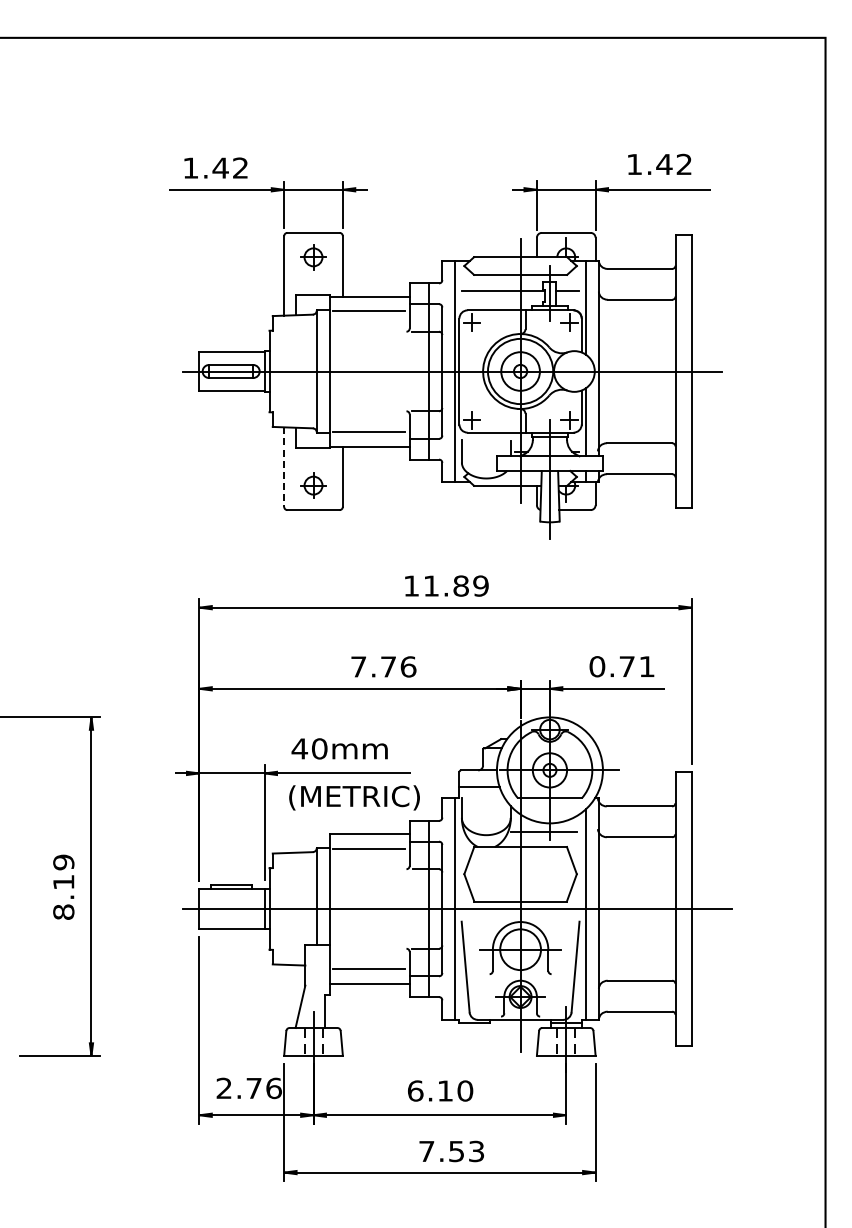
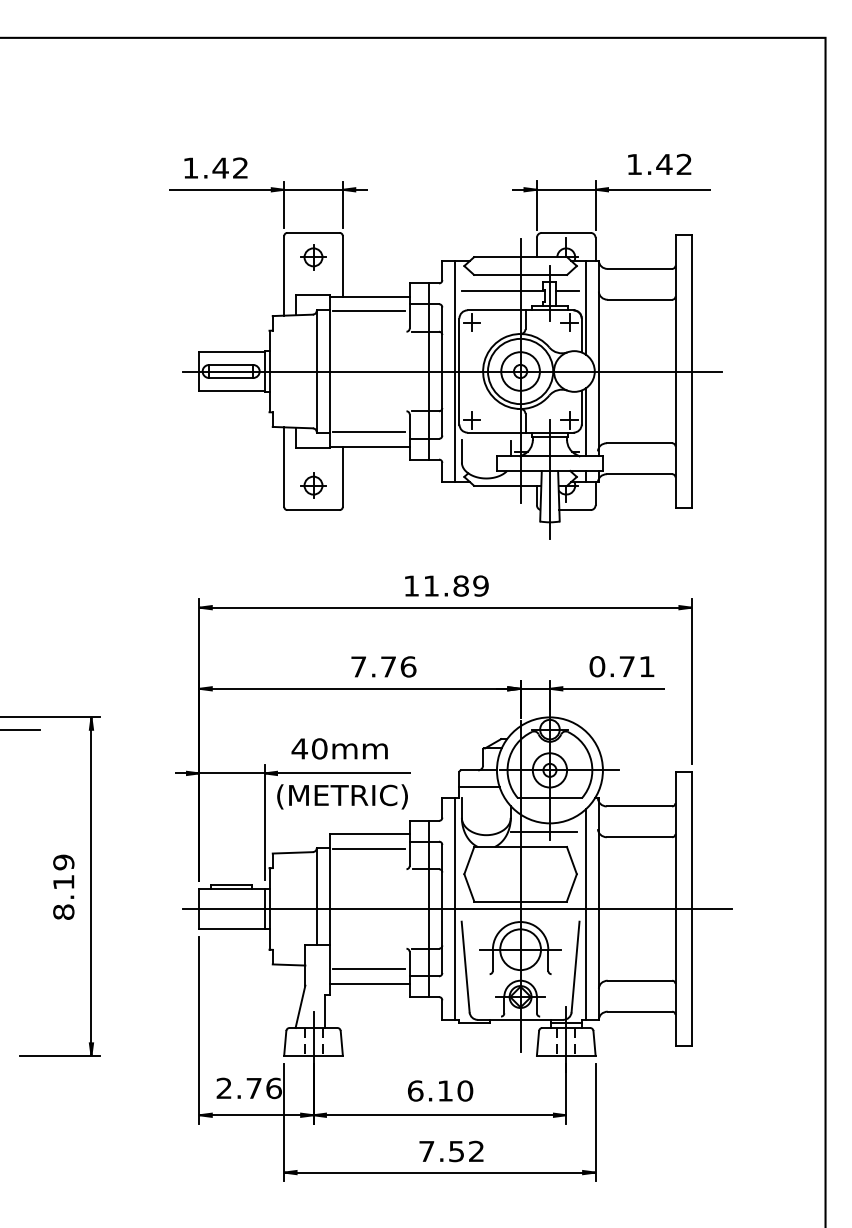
line: dashed -> solid (284, 467)
line: none -> present (20, 729)
text position: (354, 797) -> (342, 796) (342, 796)
text: 7.53 -> 7.52 (476, 1151)
